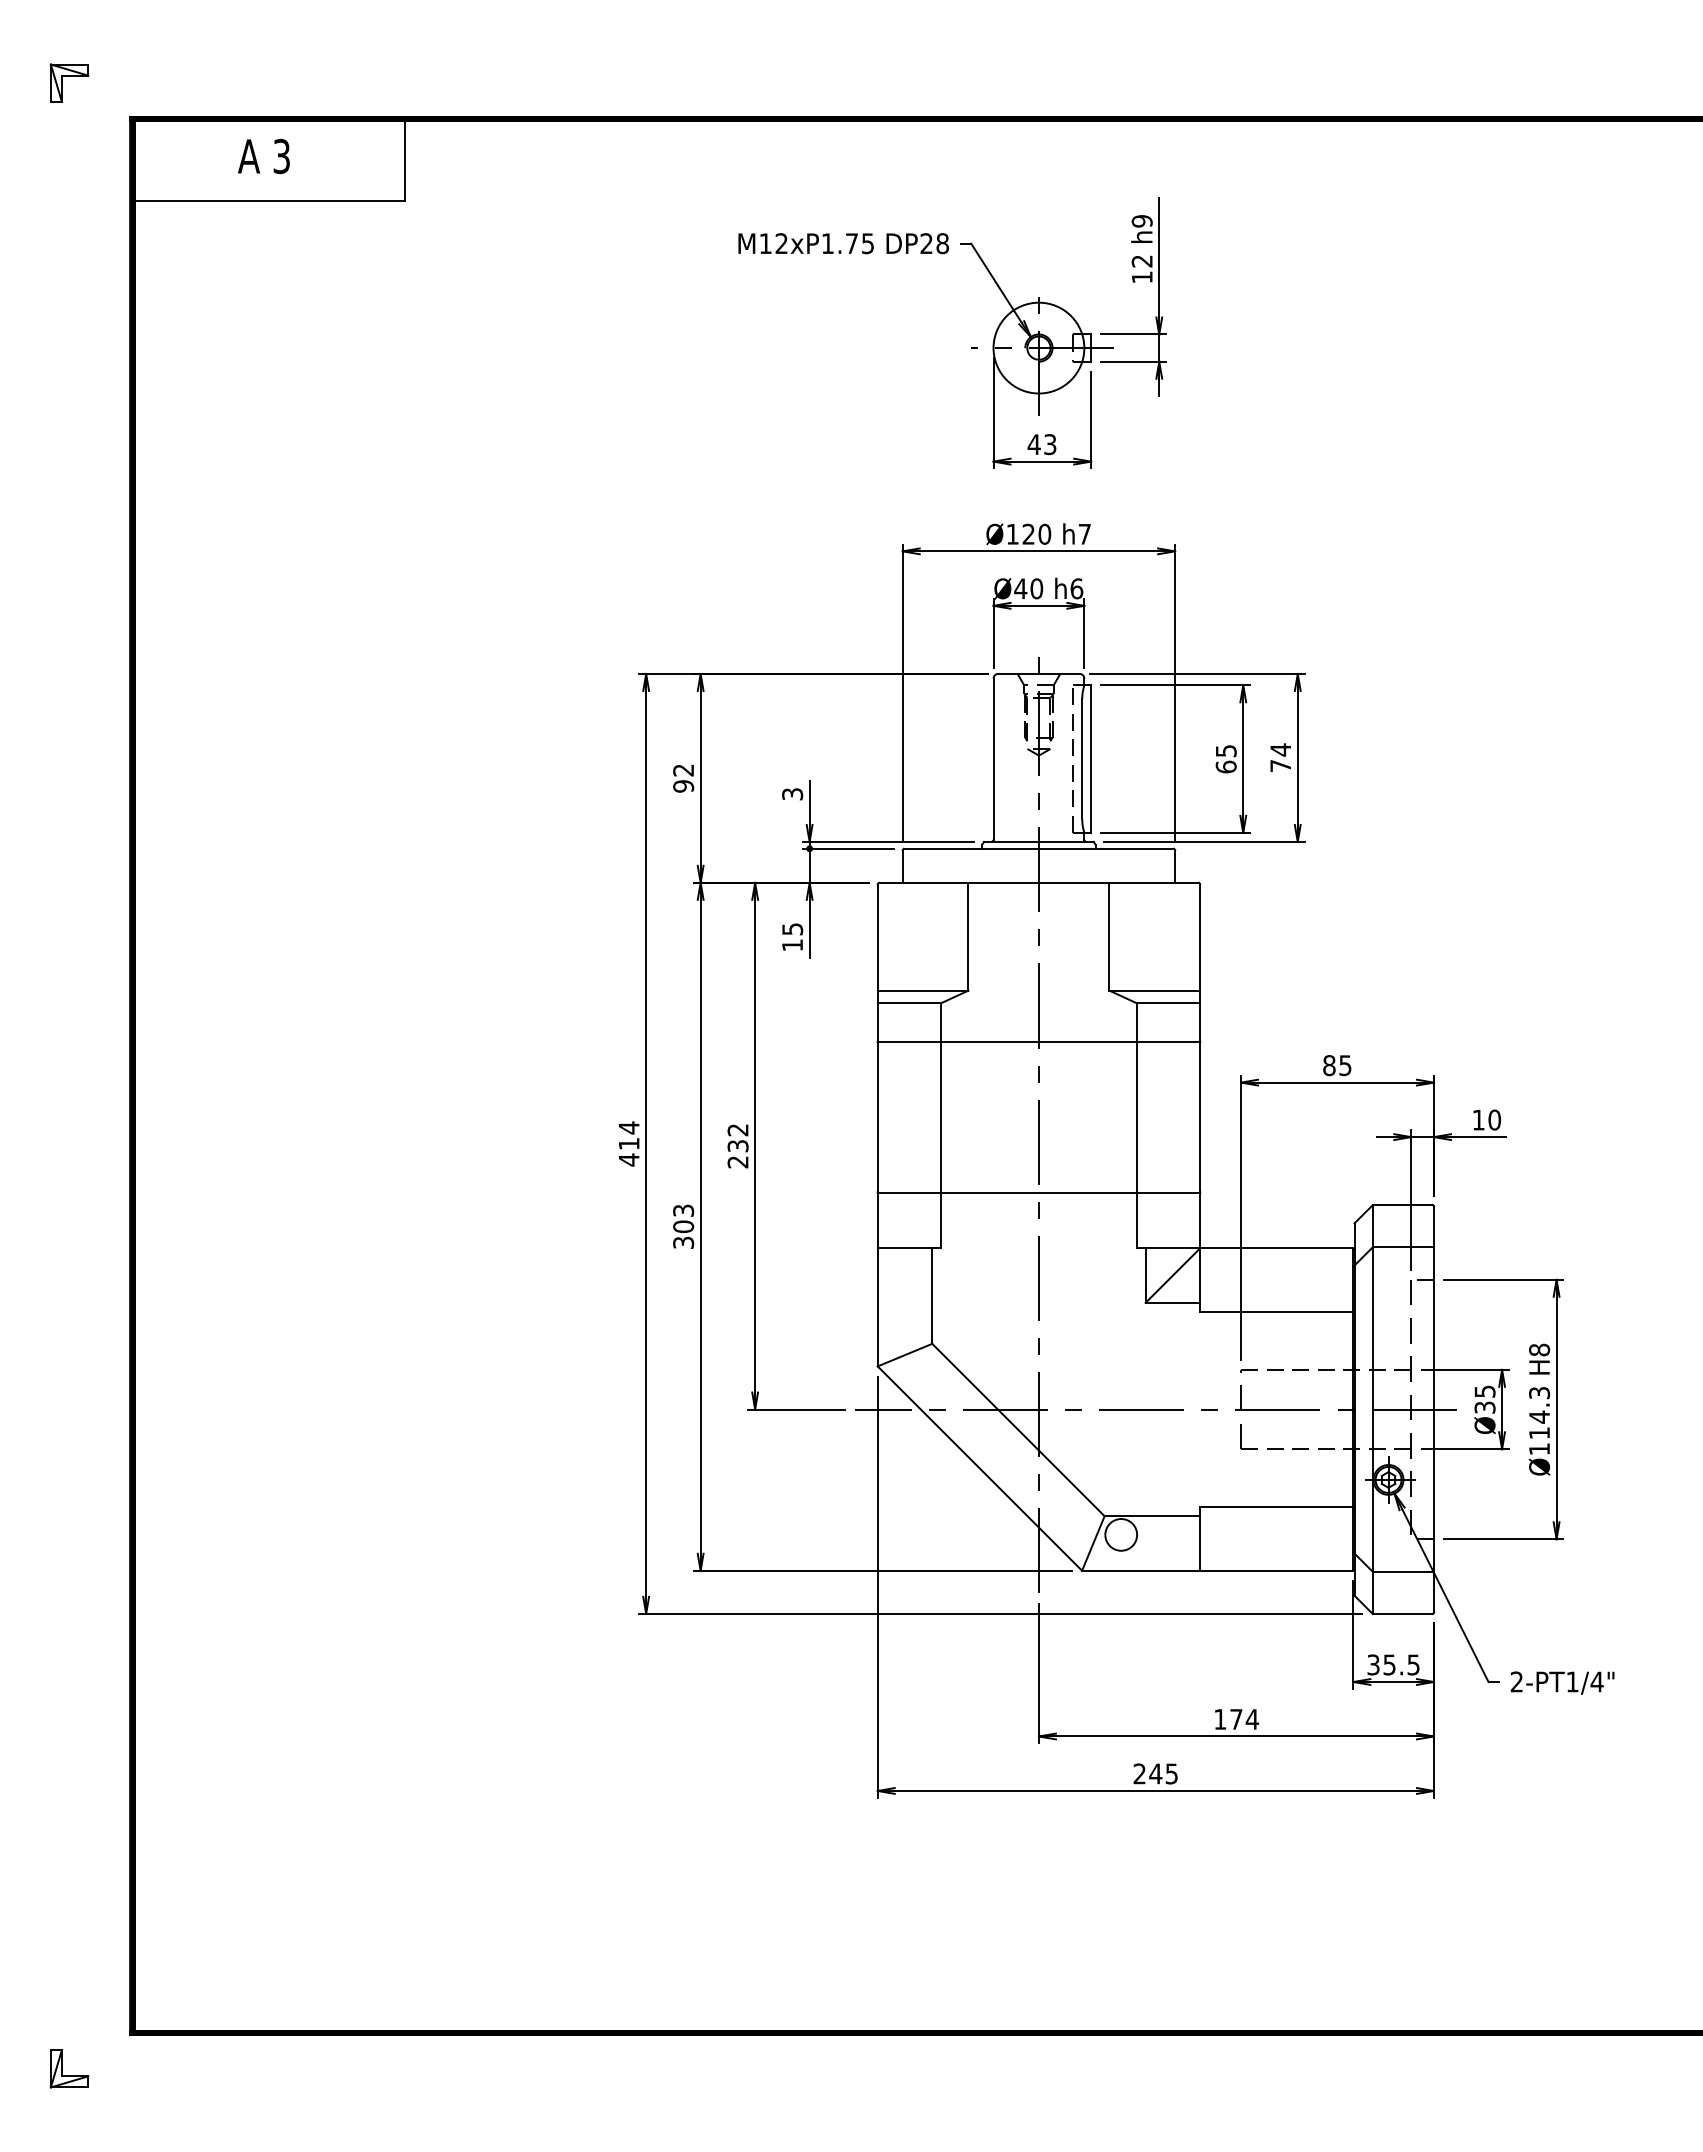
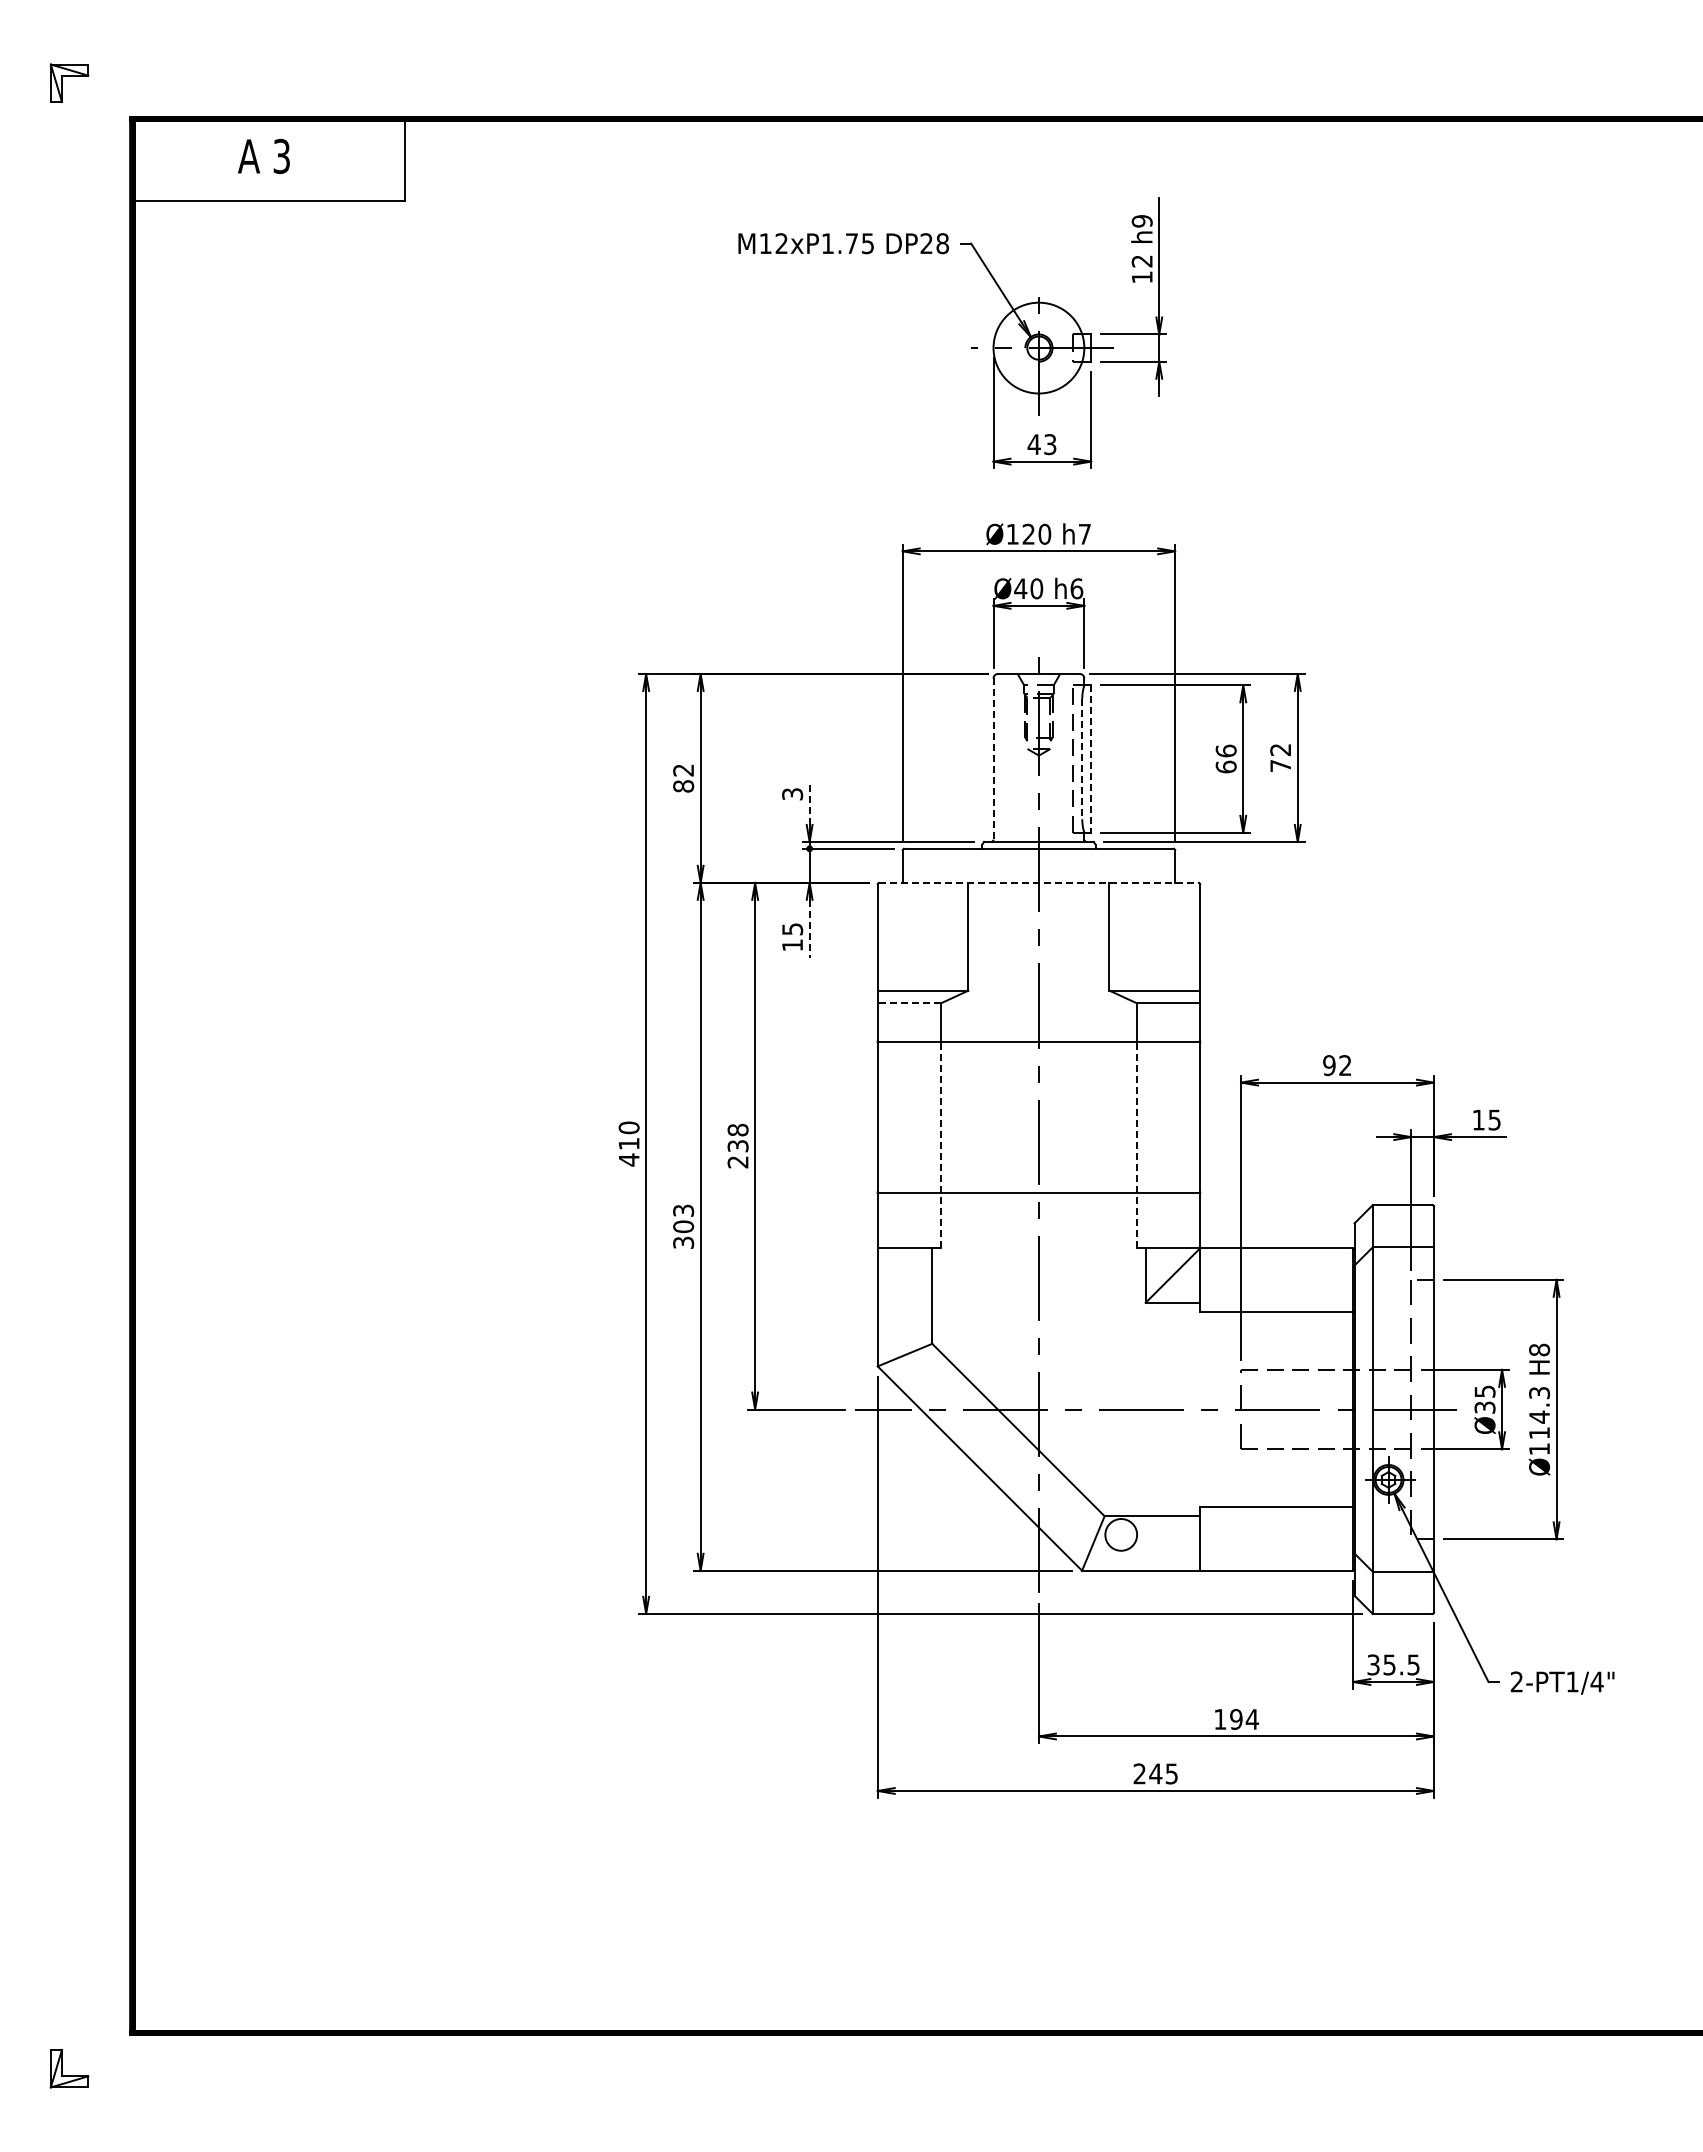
text: 74 -> 72 (1280, 749)
text: 65 -> 66 (1225, 750)
line: solid -> dashed (993, 759)
line: solid -> dashed (1082, 759)
line: solid -> dashed (1091, 759)
text: 92 -> 82 (683, 786)
line: solid -> dashed (809, 802)
line: solid -> dashed (1039, 882)
line: solid -> dashed (809, 928)
line: solid -> dashed (909, 1003)
text: 85 -> 92 (1337, 1065)
text: 10 -> 15 (1494, 1119)
text: 414 -> 410 (628, 1127)
text: 232 -> 238 (737, 1129)
line: solid -> dashed (941, 1144)
line: solid -> dashed (1136, 1144)
text: 174 -> 194 (1236, 1719)
